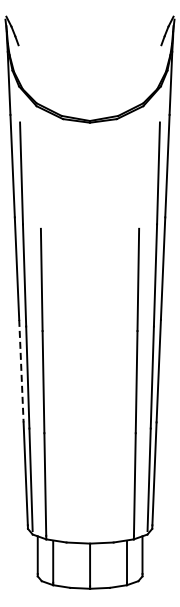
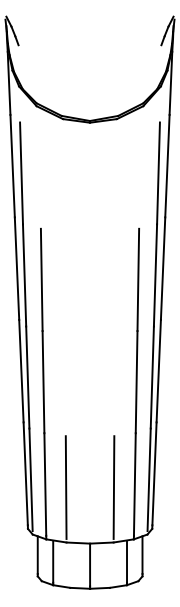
line: dashed -> solid (21, 371)
line: none -> present (65, 487)
line: none -> present (113, 487)
